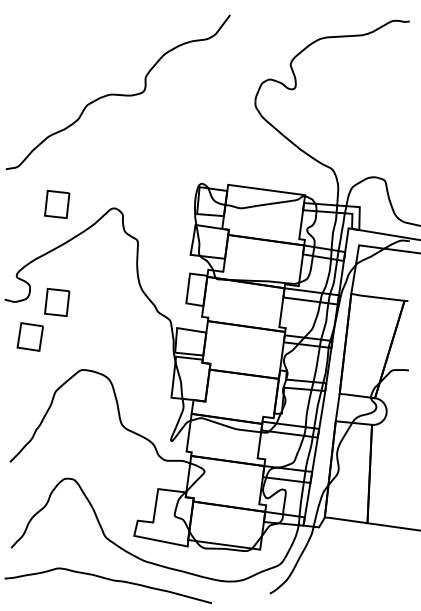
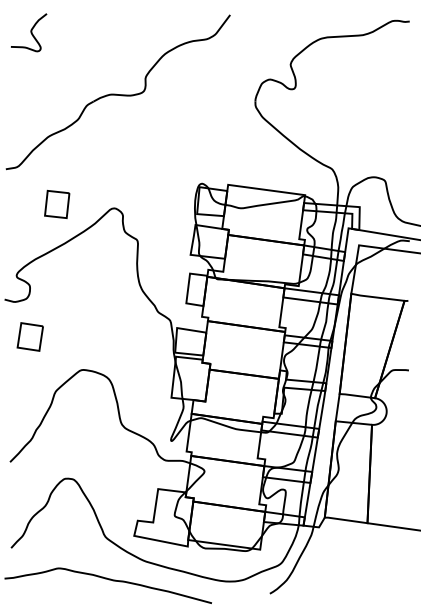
curve: none -> present (30, 32)
part: present -> none (57, 301)
